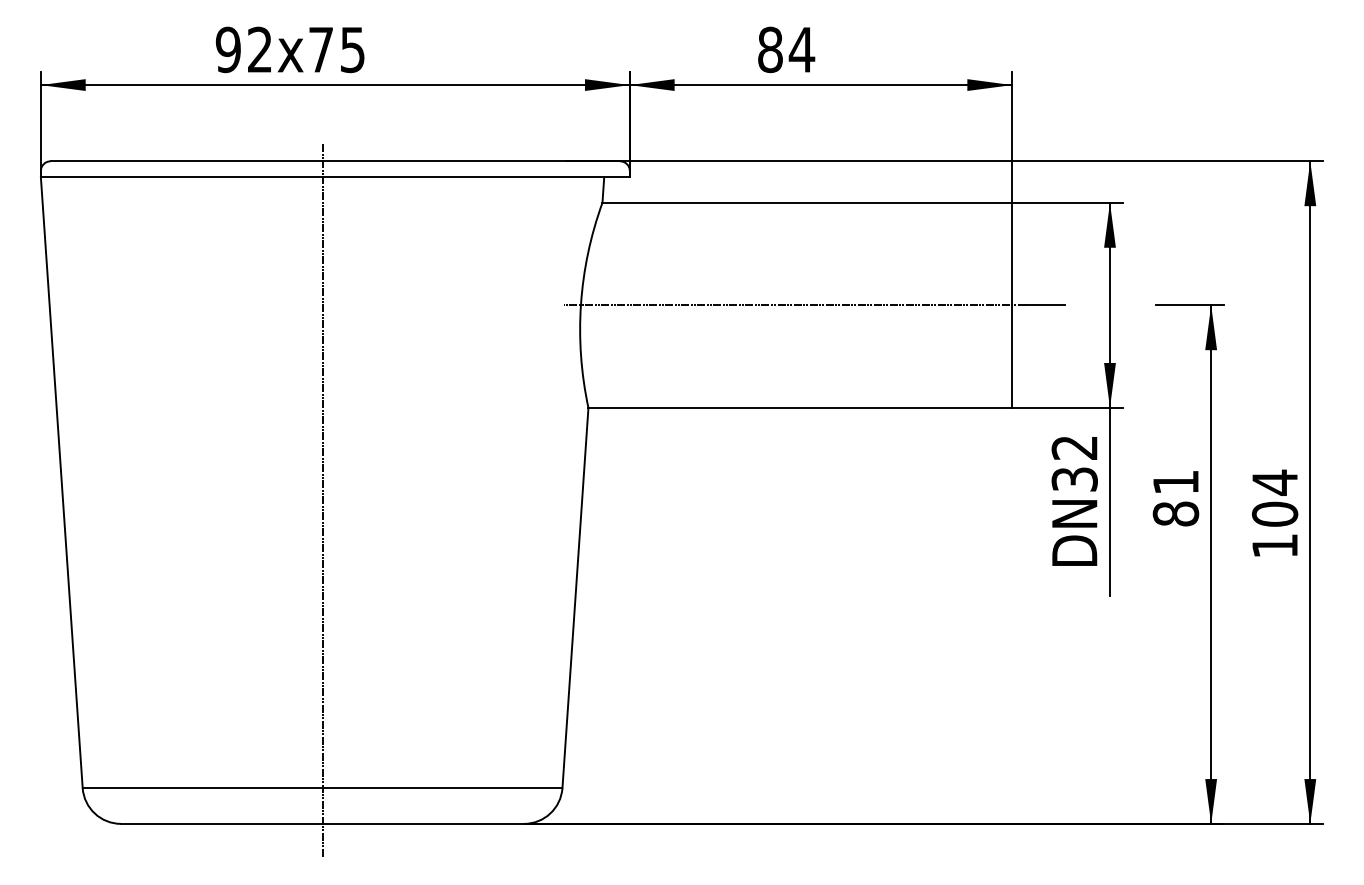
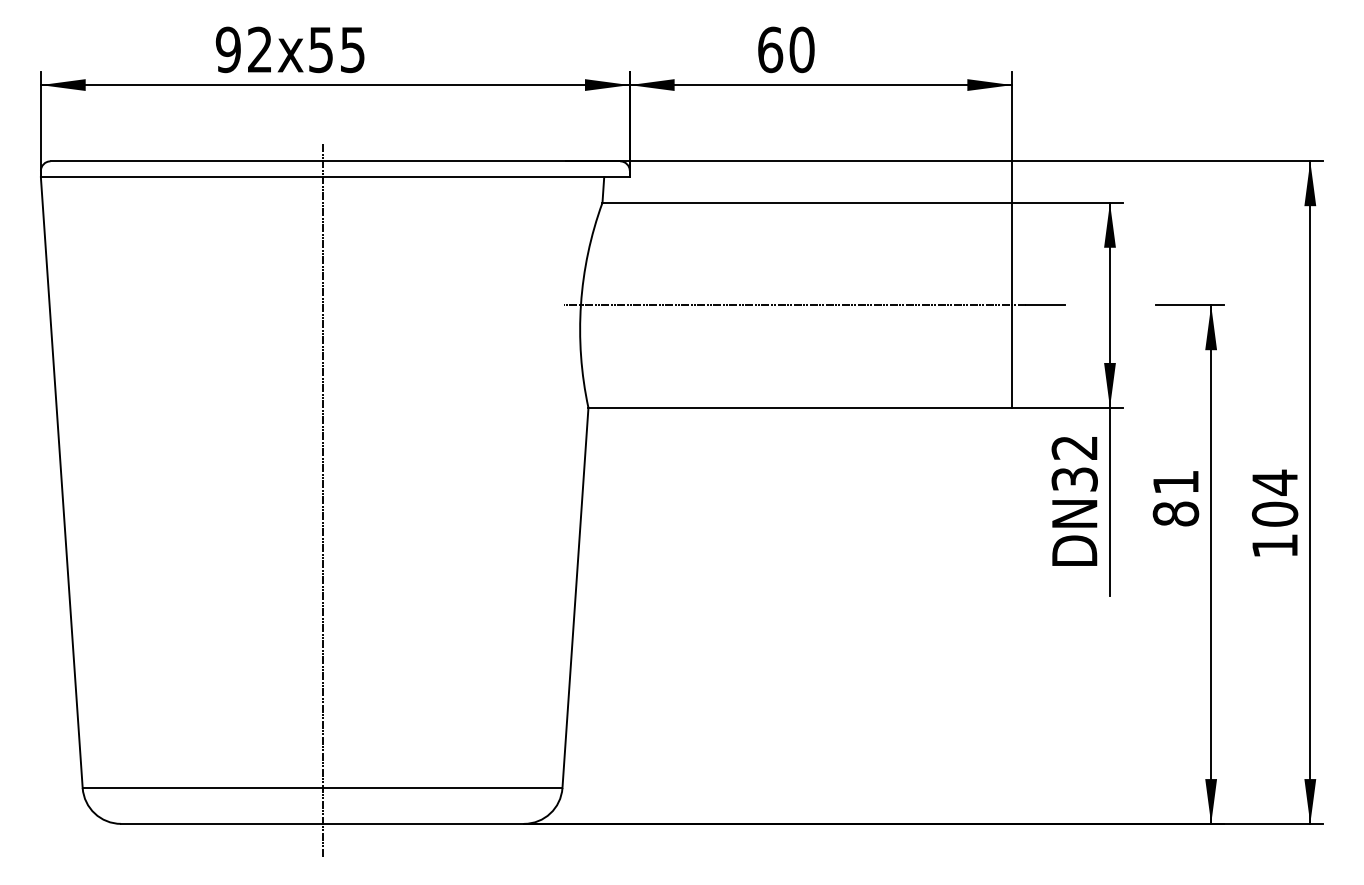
text: 84 -> 60 (786, 49)
text: x75 -> x55 (320, 50)
